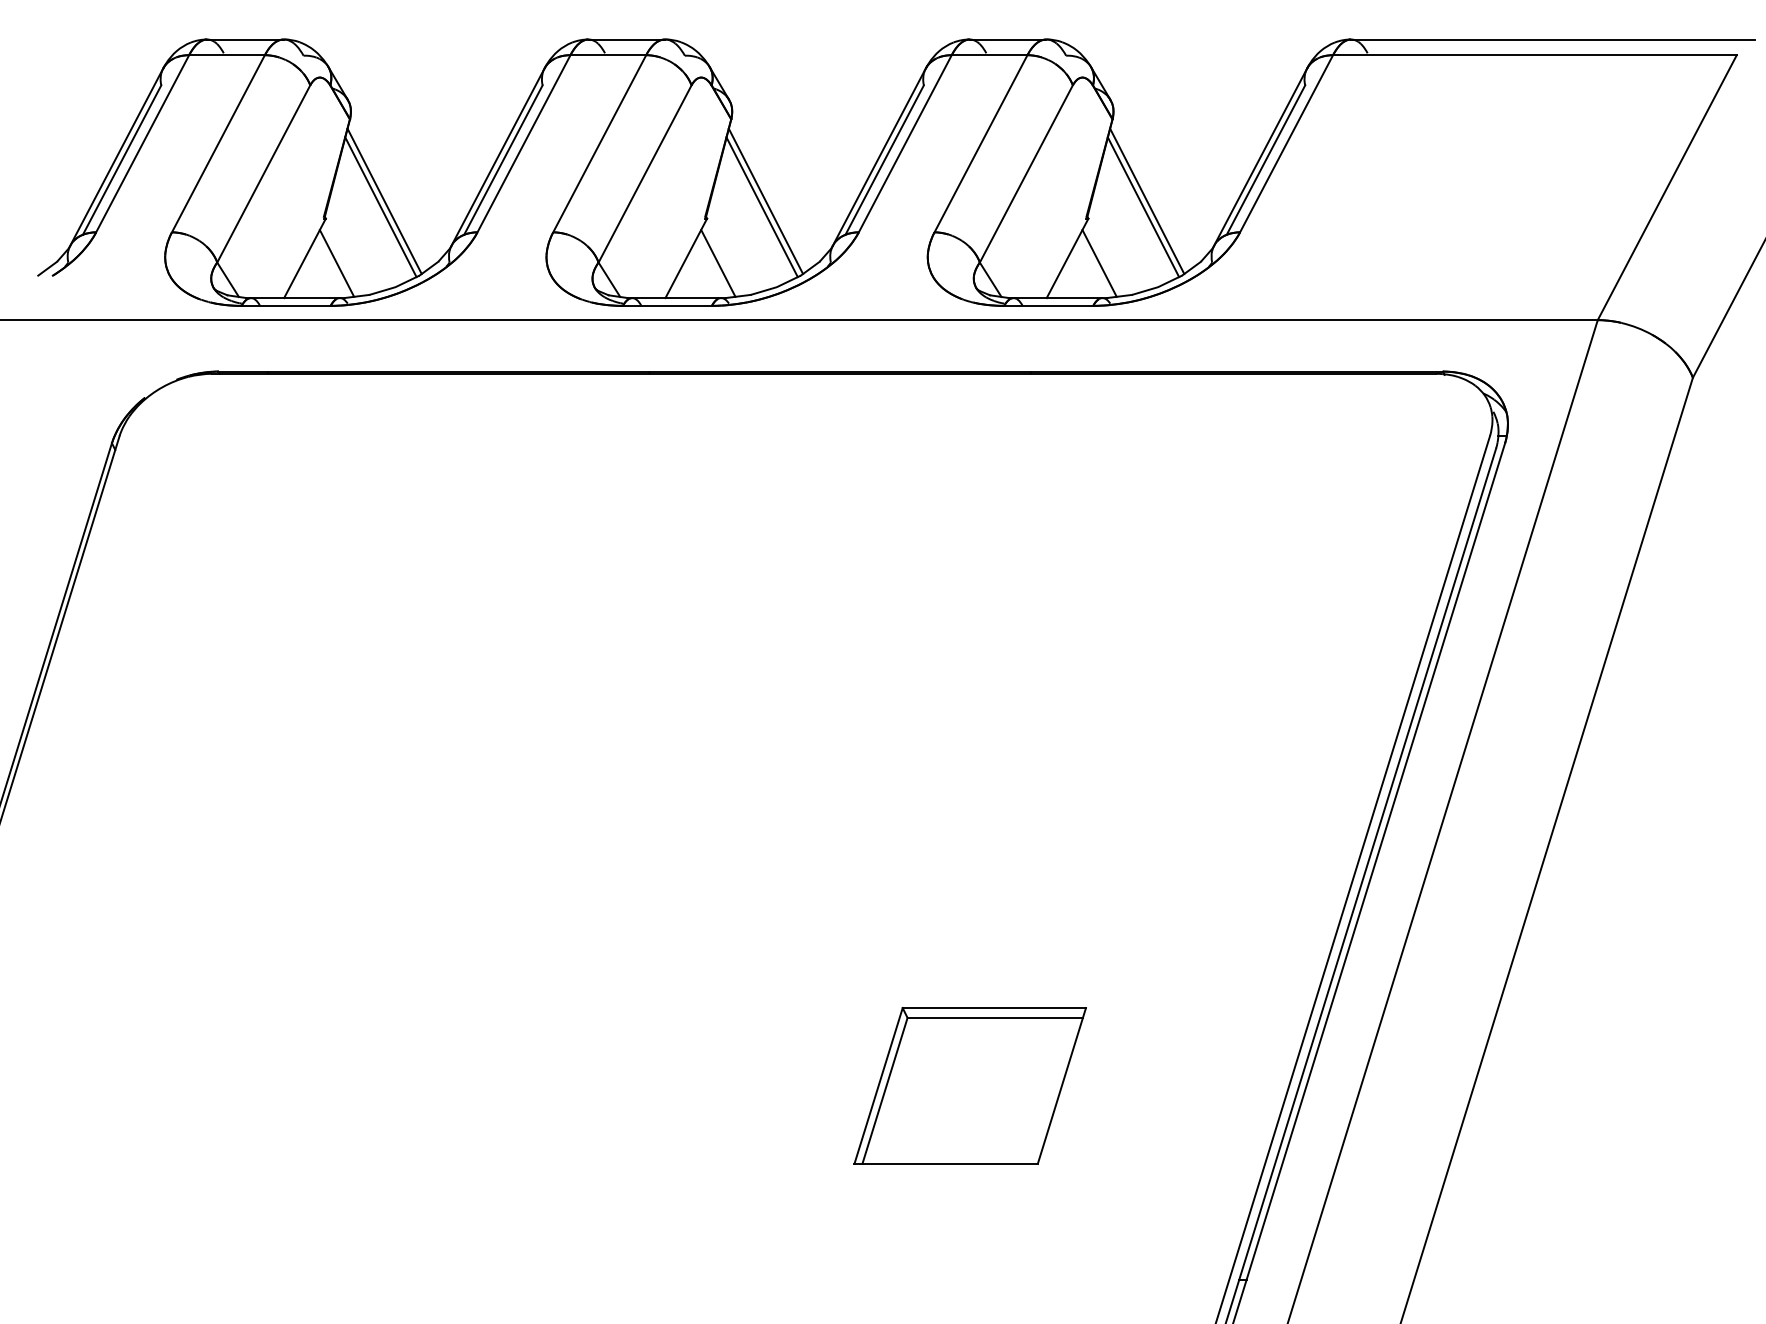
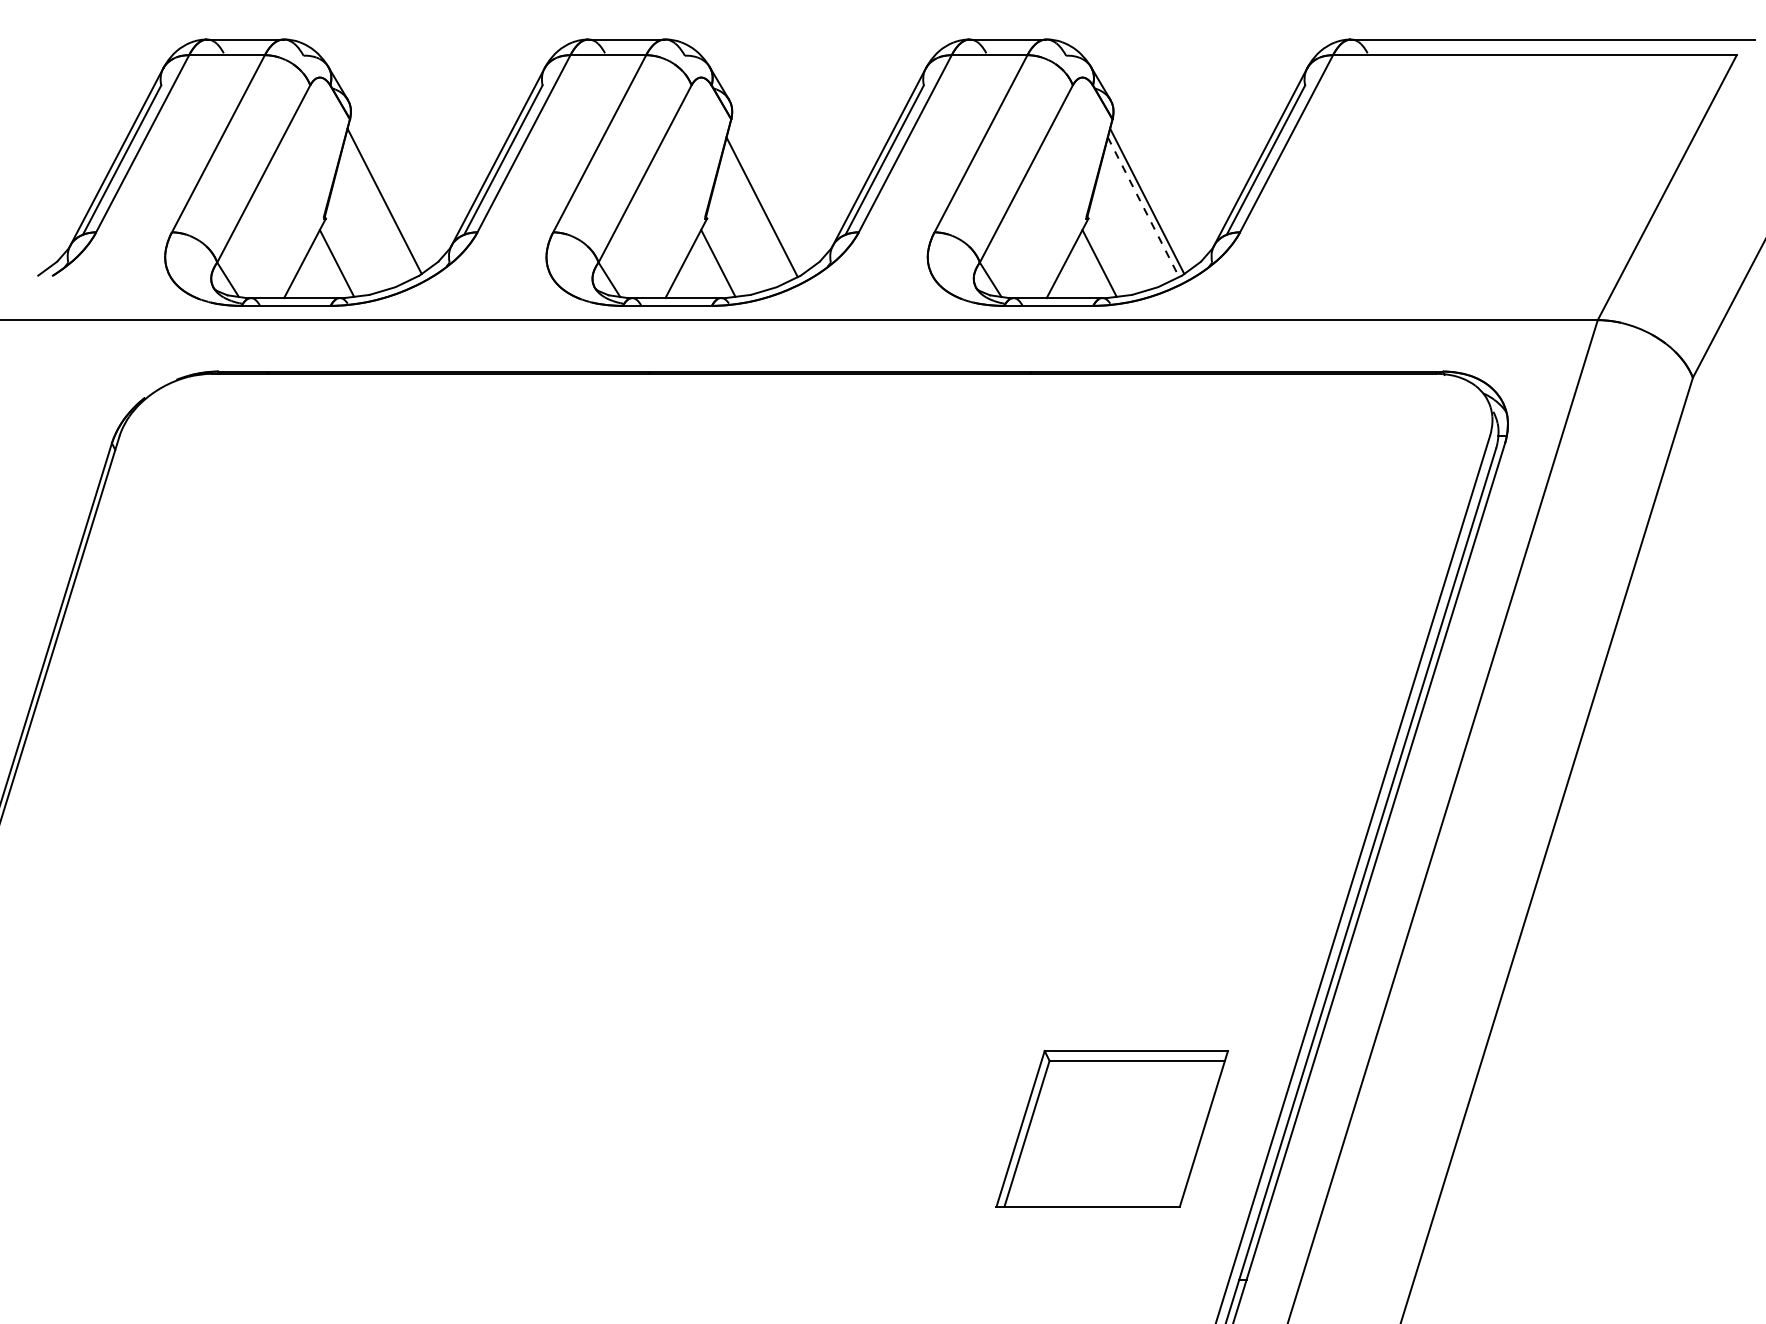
line: present -> none (765, 200)
line: present -> none (380, 207)
line: solid -> dashed (1143, 207)
part position: (969, 1085) -> (1111, 1128) (1111, 1128)
